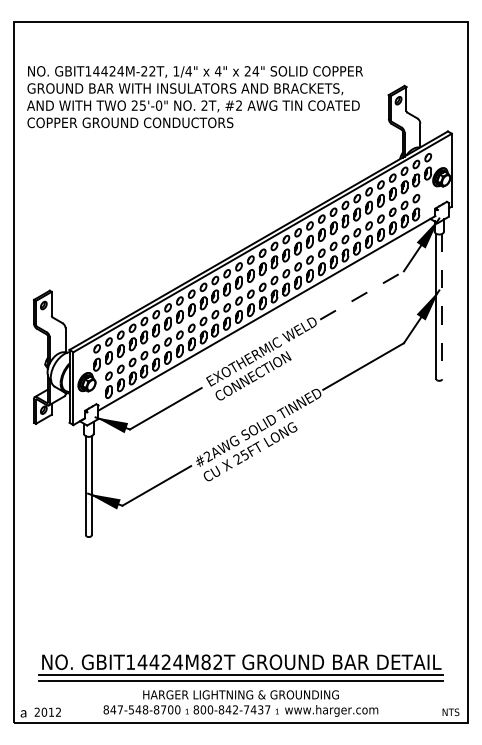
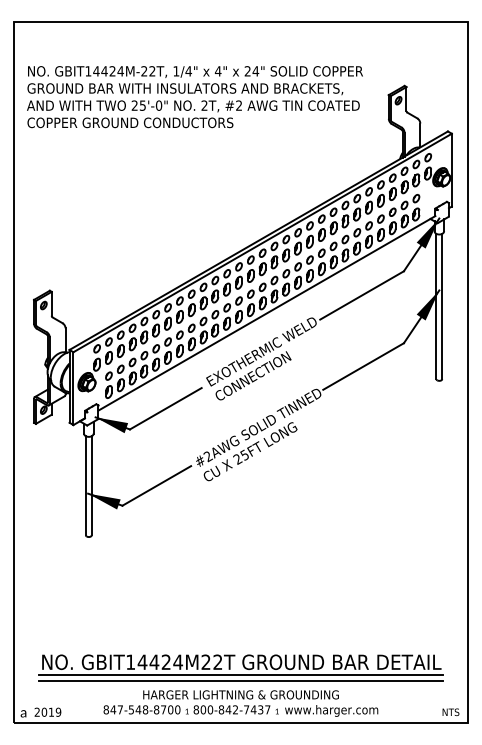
line: dashed -> solid (362, 295)
line: dashed -> solid (442, 306)
text: GBIT14424M82T -> GBIT14424M22T (205, 662)
text: 2012 -> 2019 (58, 711)
